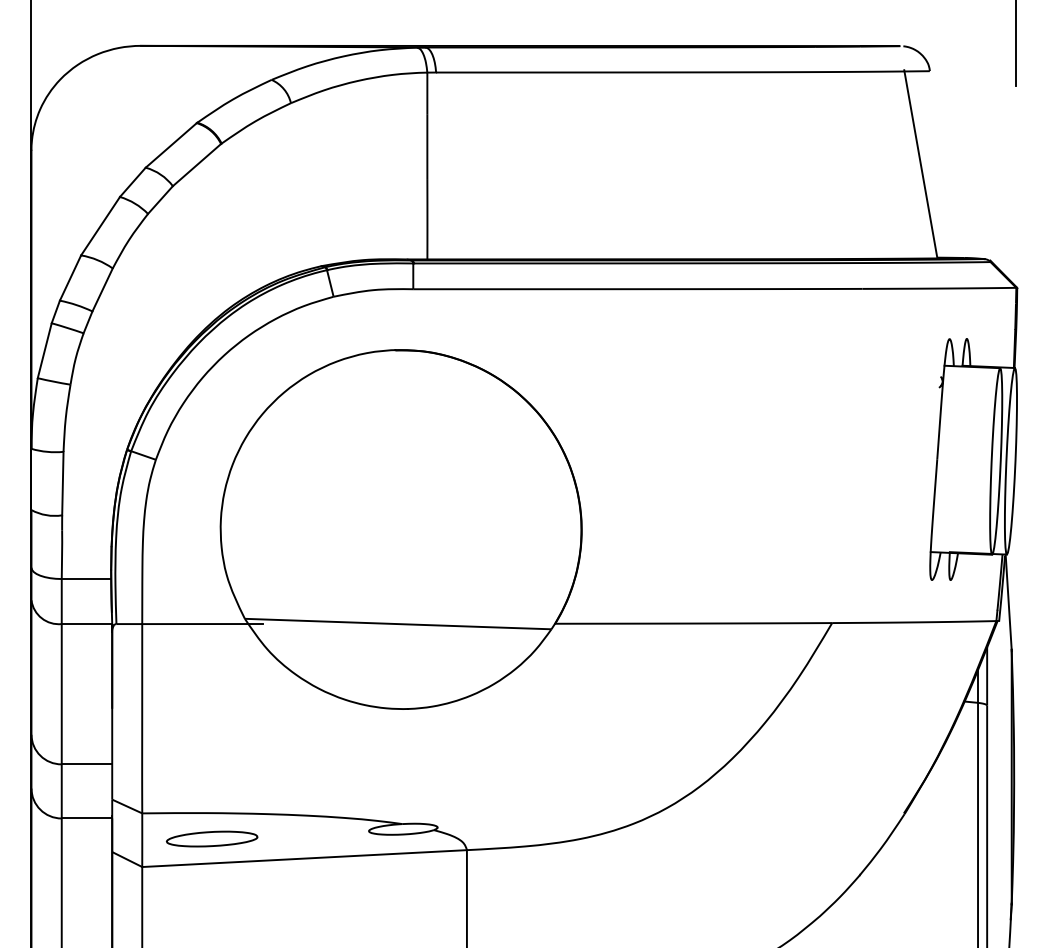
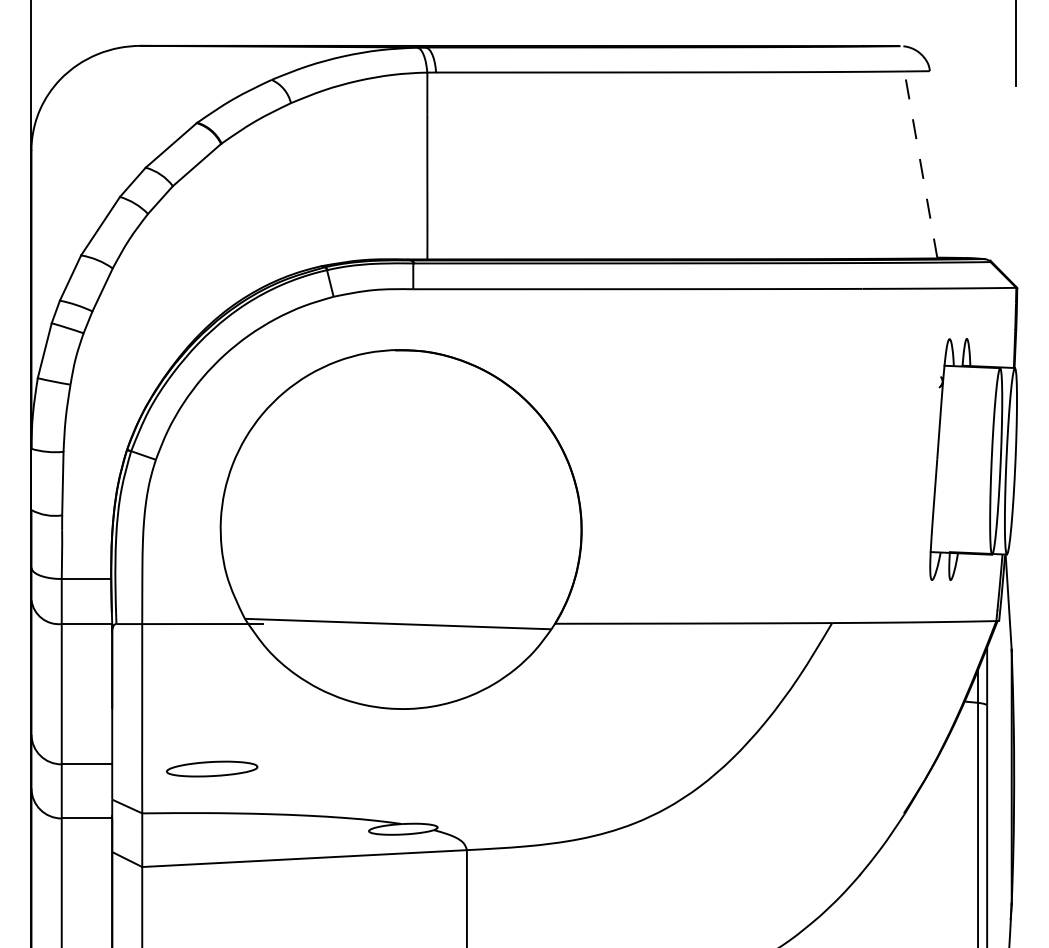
line: solid -> dashed (920, 164)
part position: (212, 838) -> (212, 768) (212, 768)
